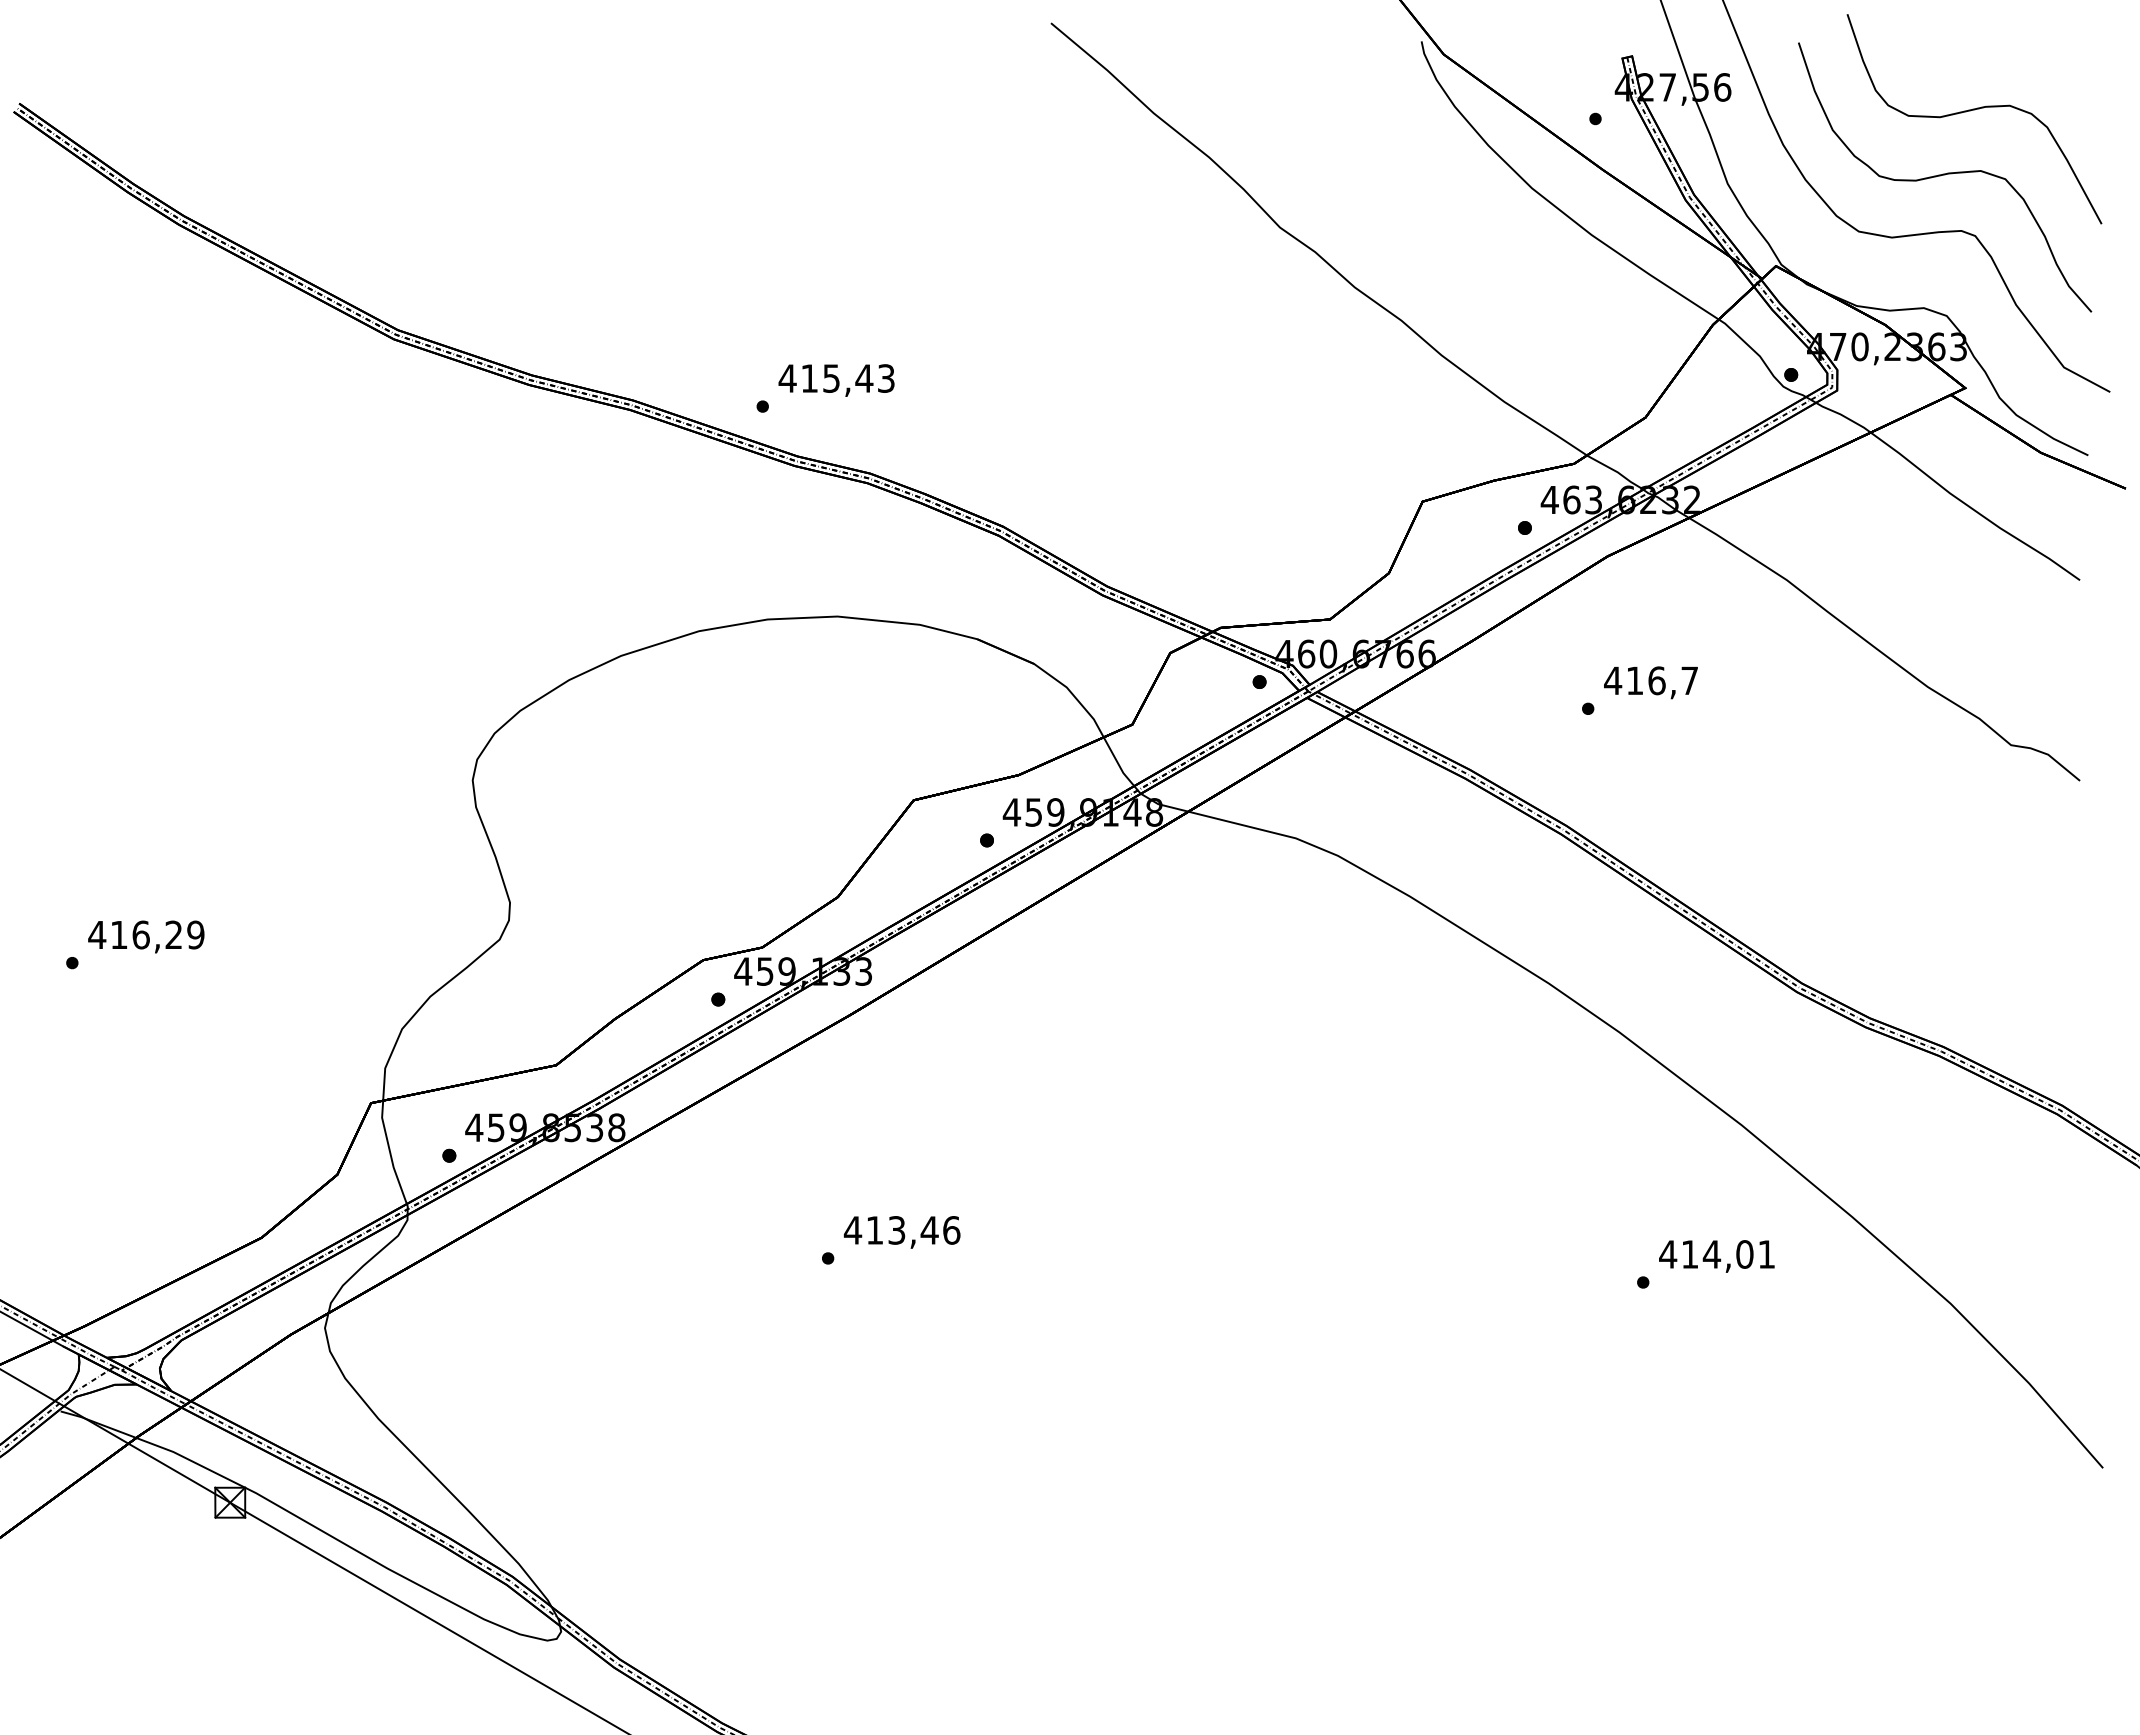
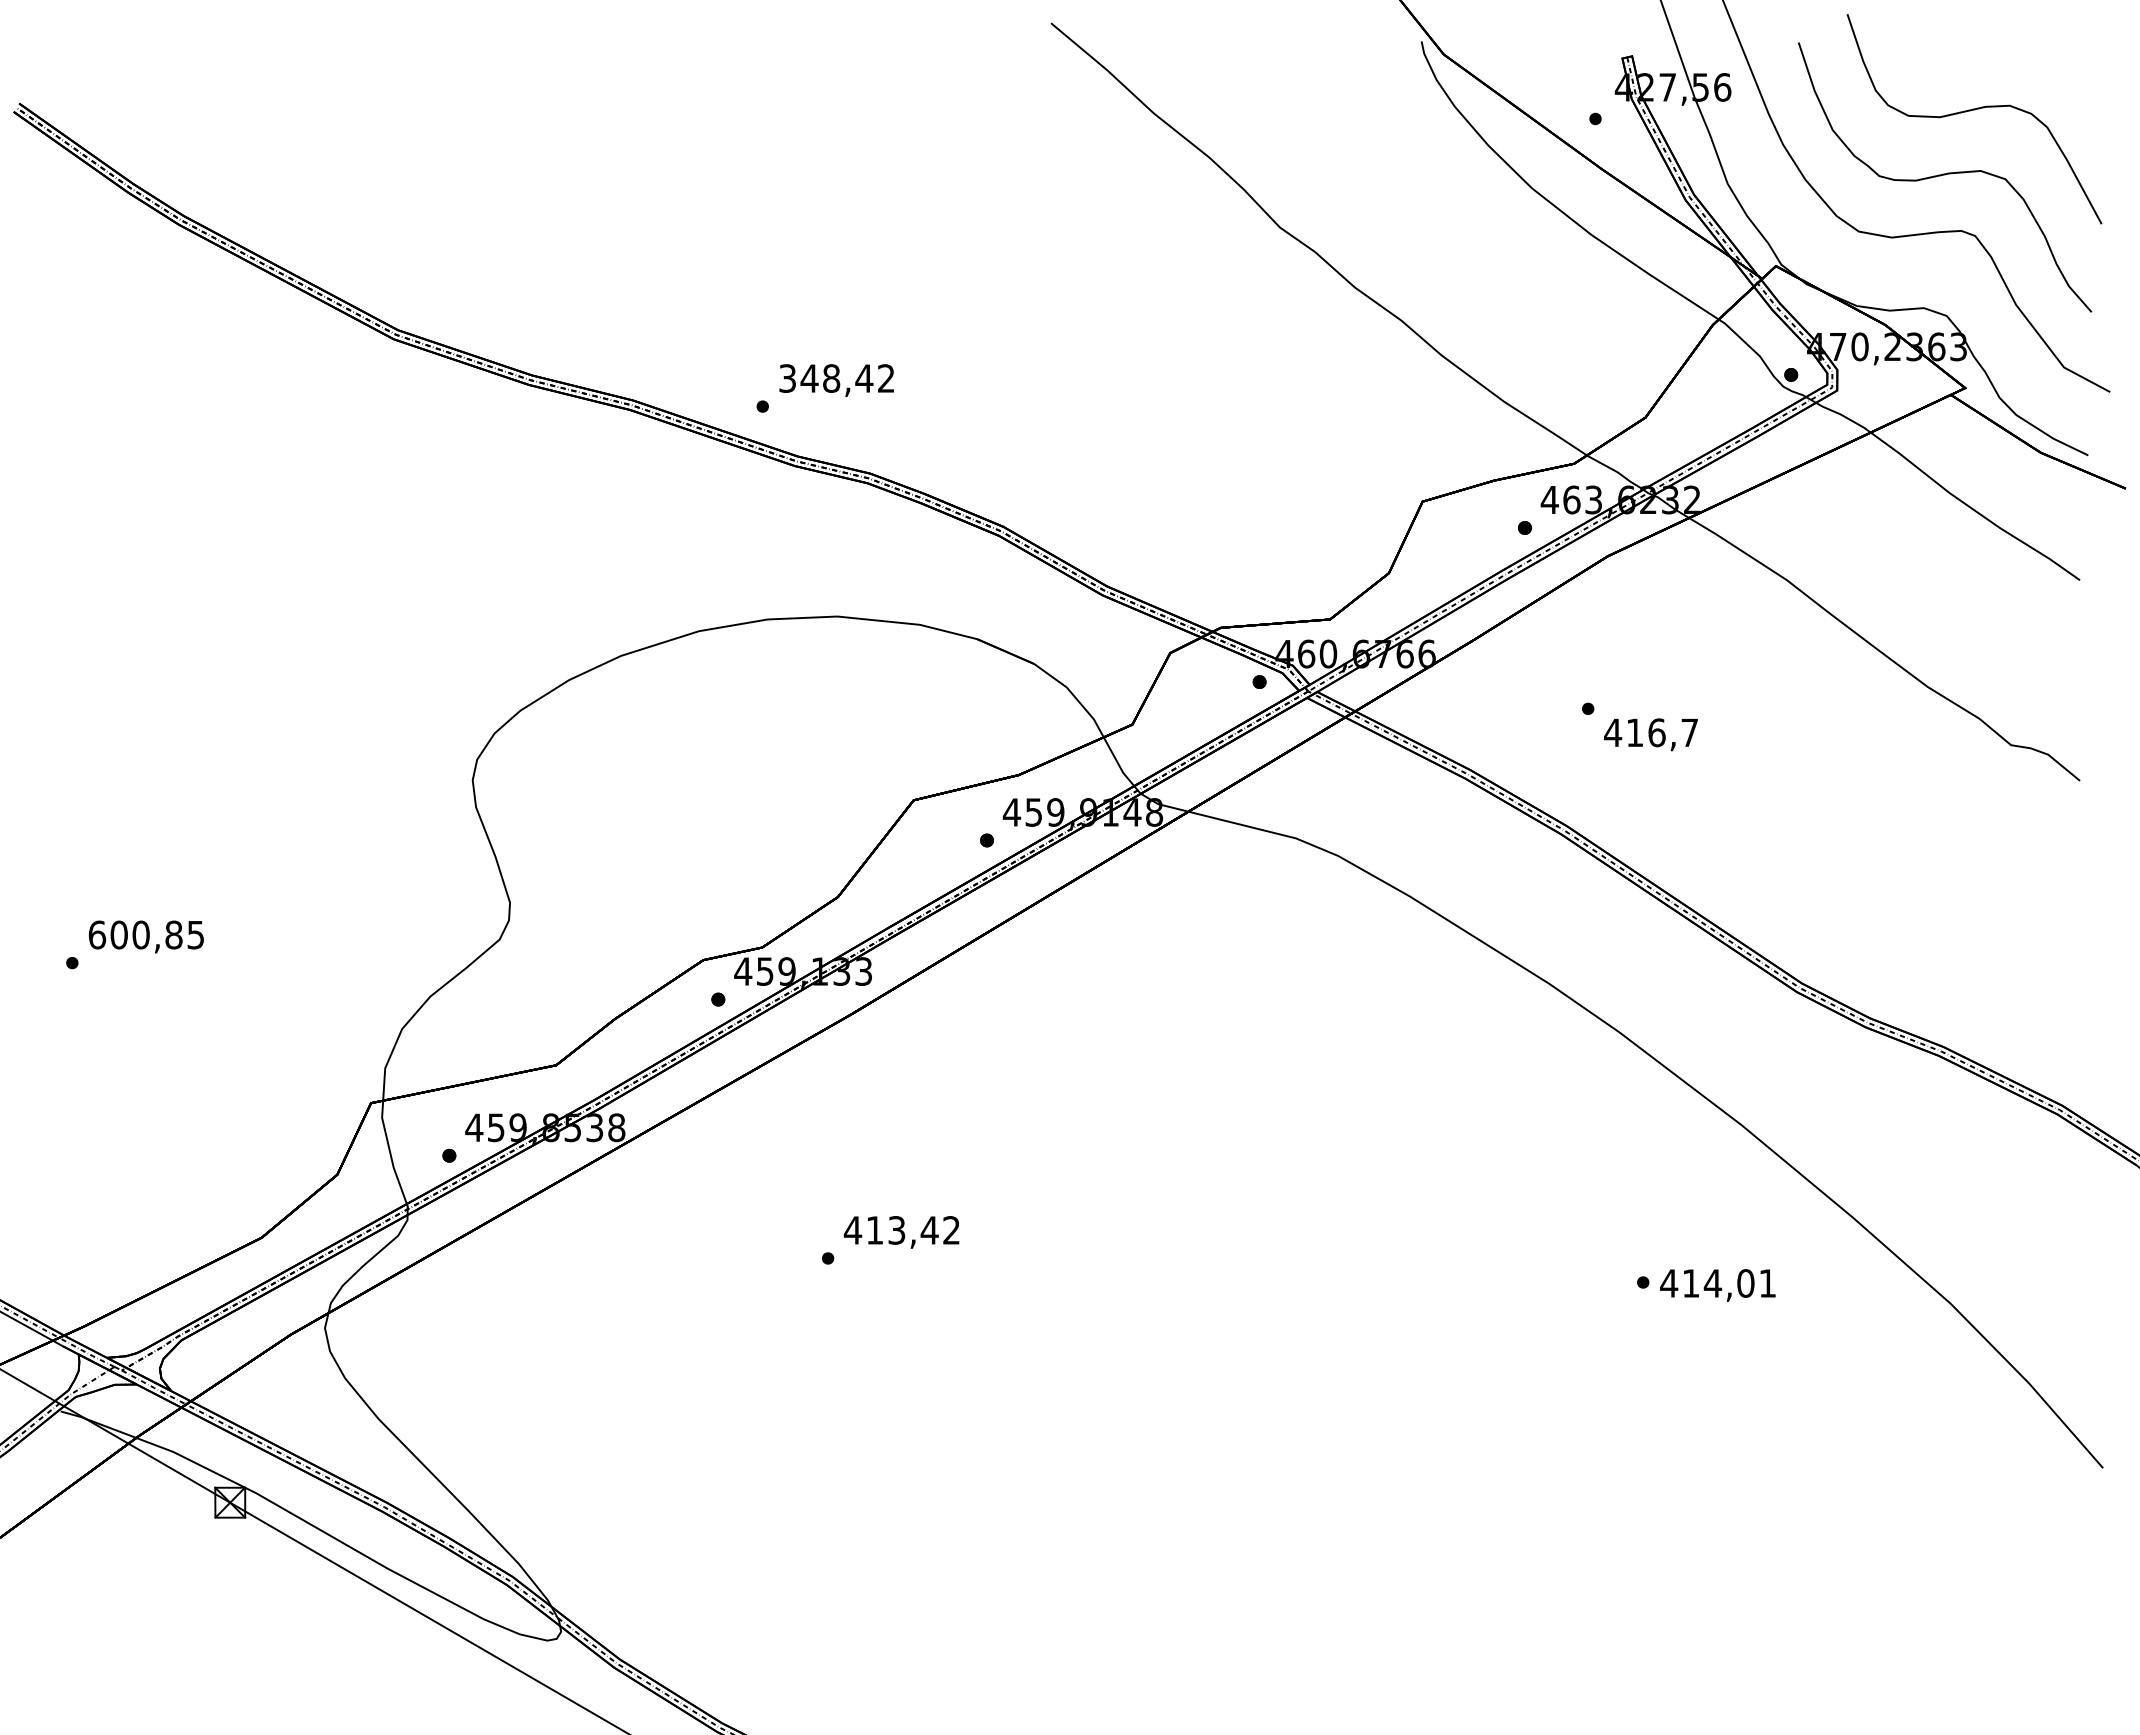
text: 415,43 -> 348,42 (836, 378)
text position: (1650, 682) -> (1650, 734) (1650, 734)
text: 416,29 -> 600,85 (146, 934)
text: 413,46 -> 413,42 (951, 1230)
text position: (1716, 1256) -> (1717, 1285) (1717, 1285)
